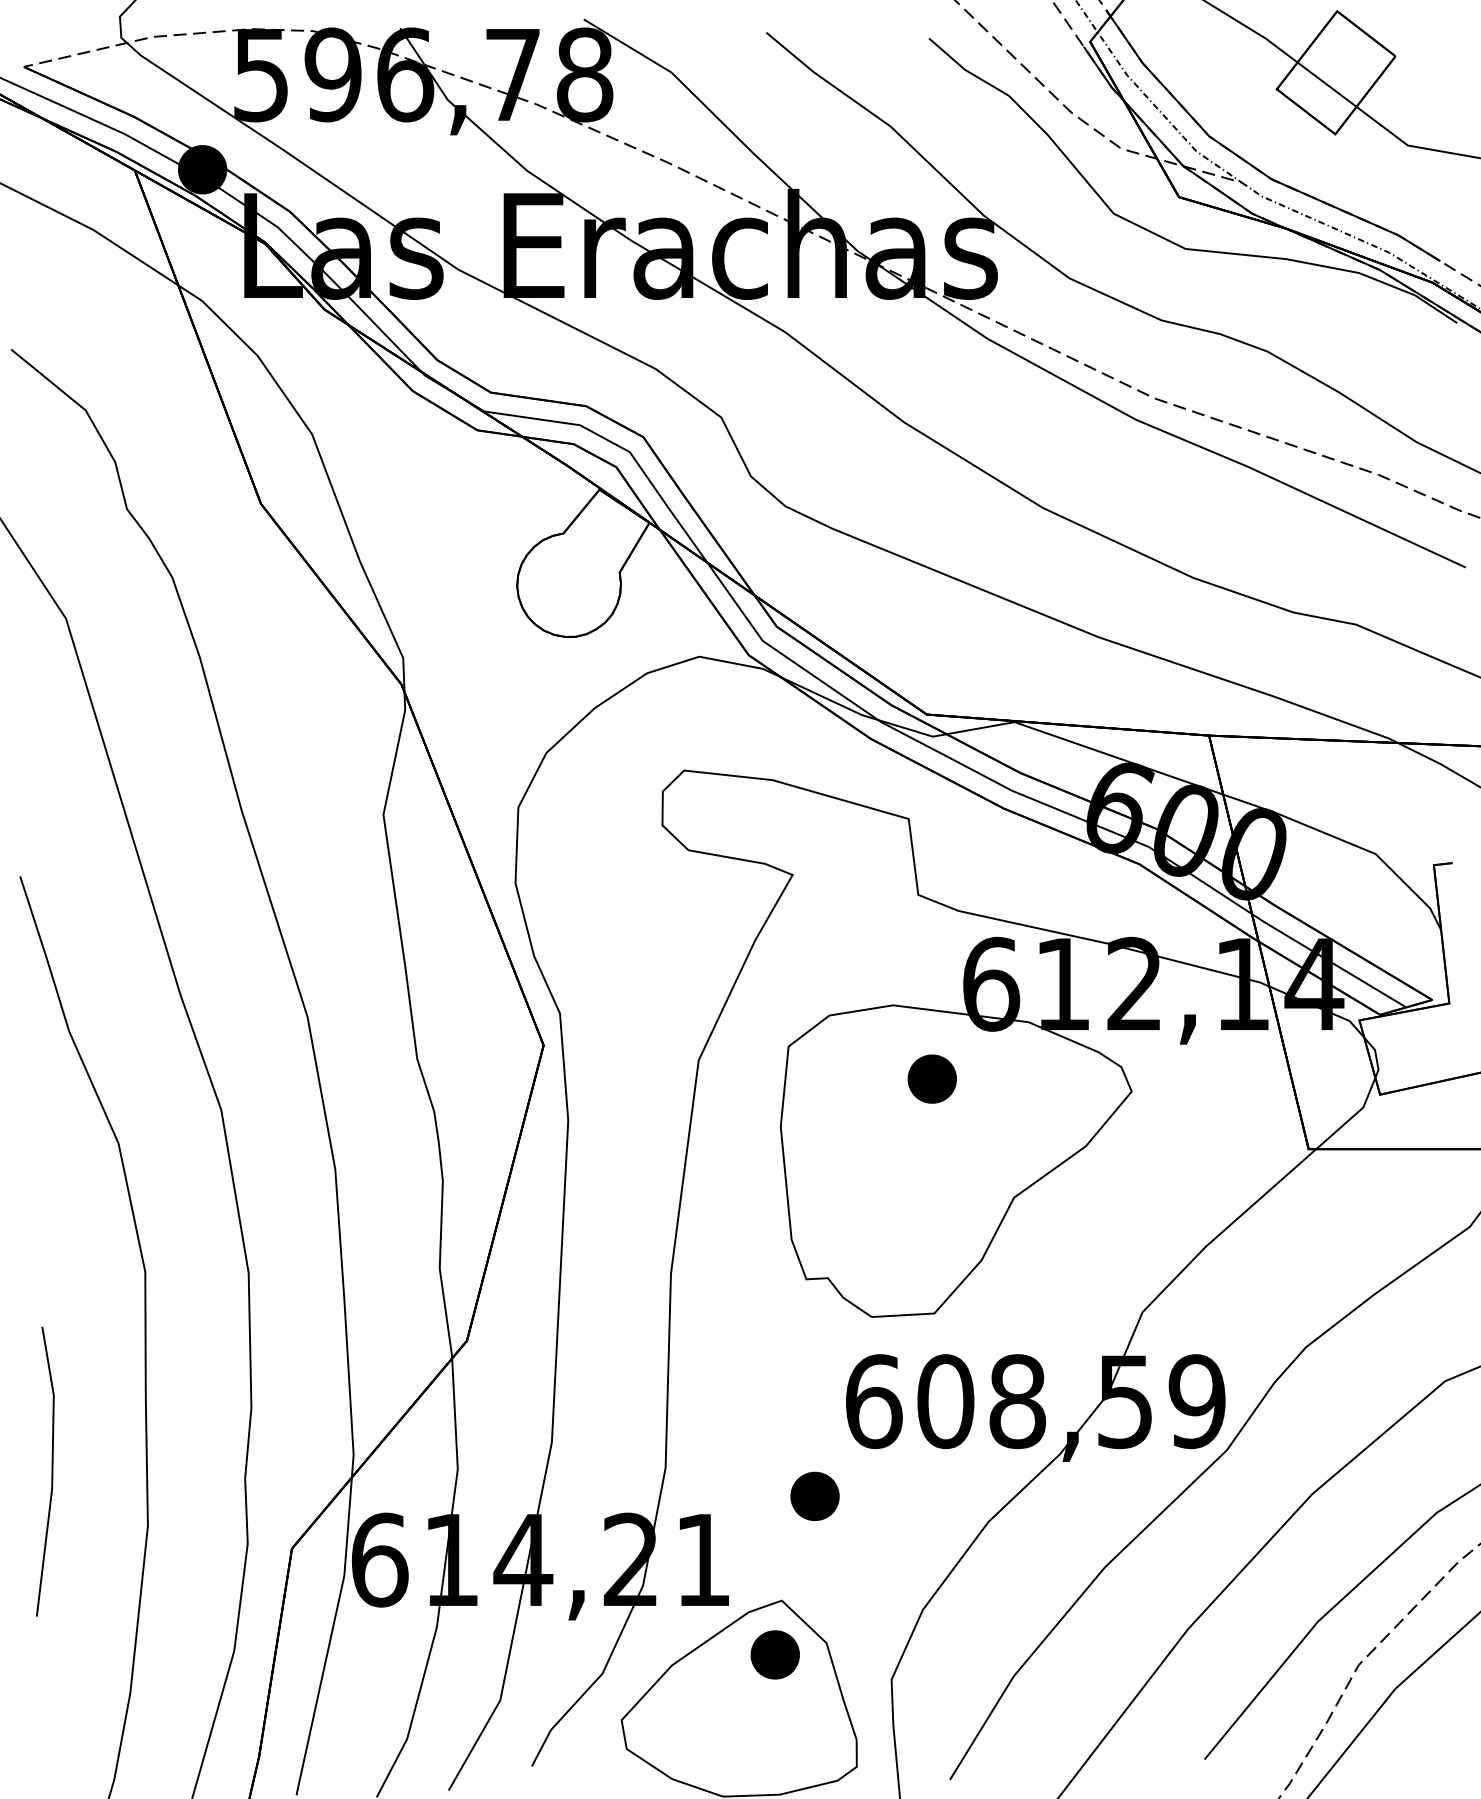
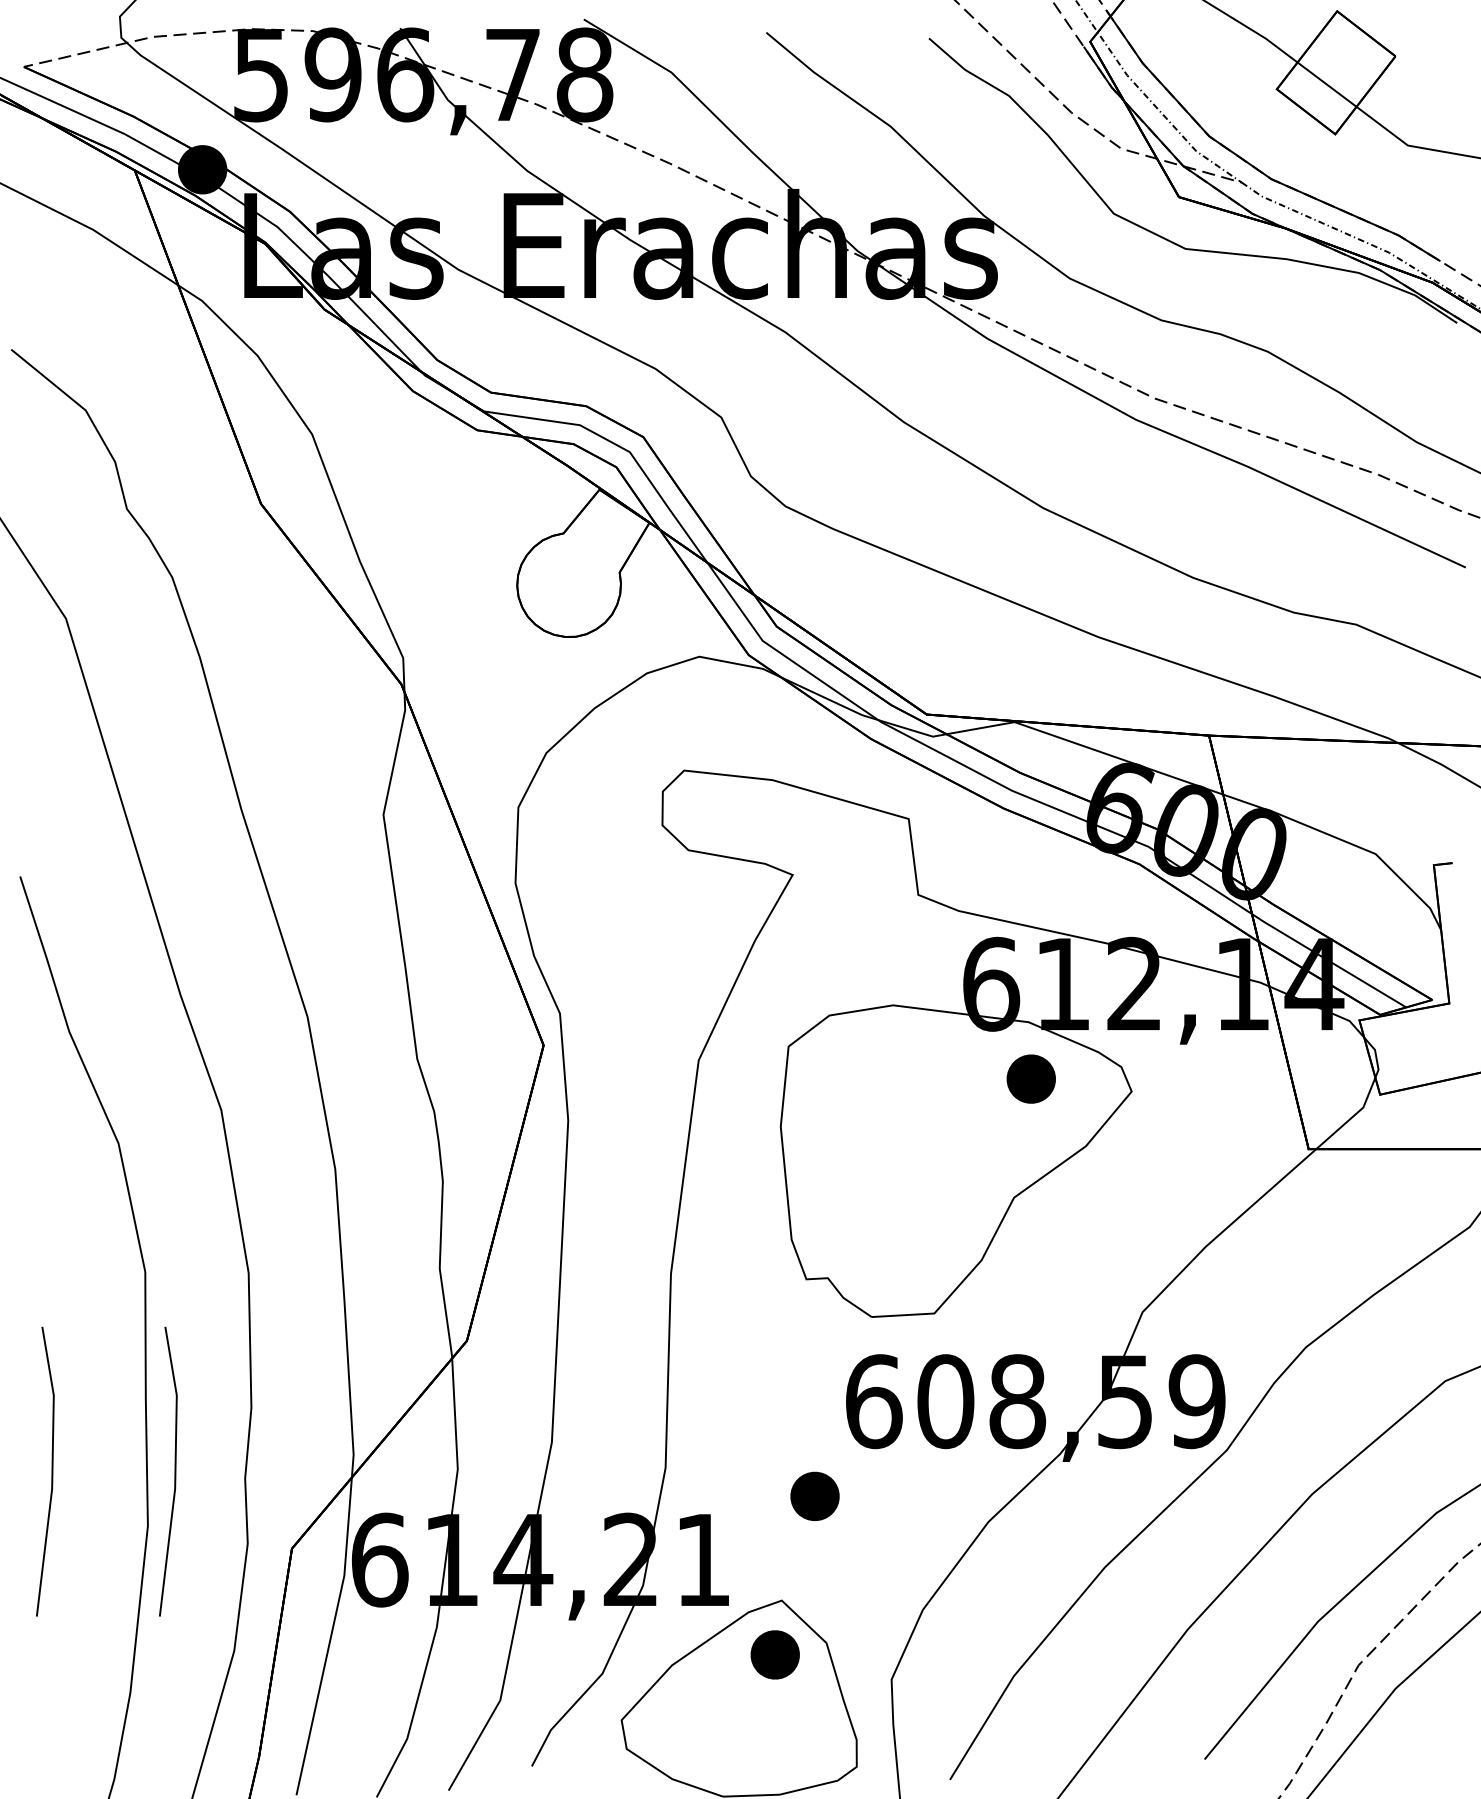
part position: (931, 1078) -> (1030, 1078) (1030, 1078)
part: none -> present (168, 1471)
